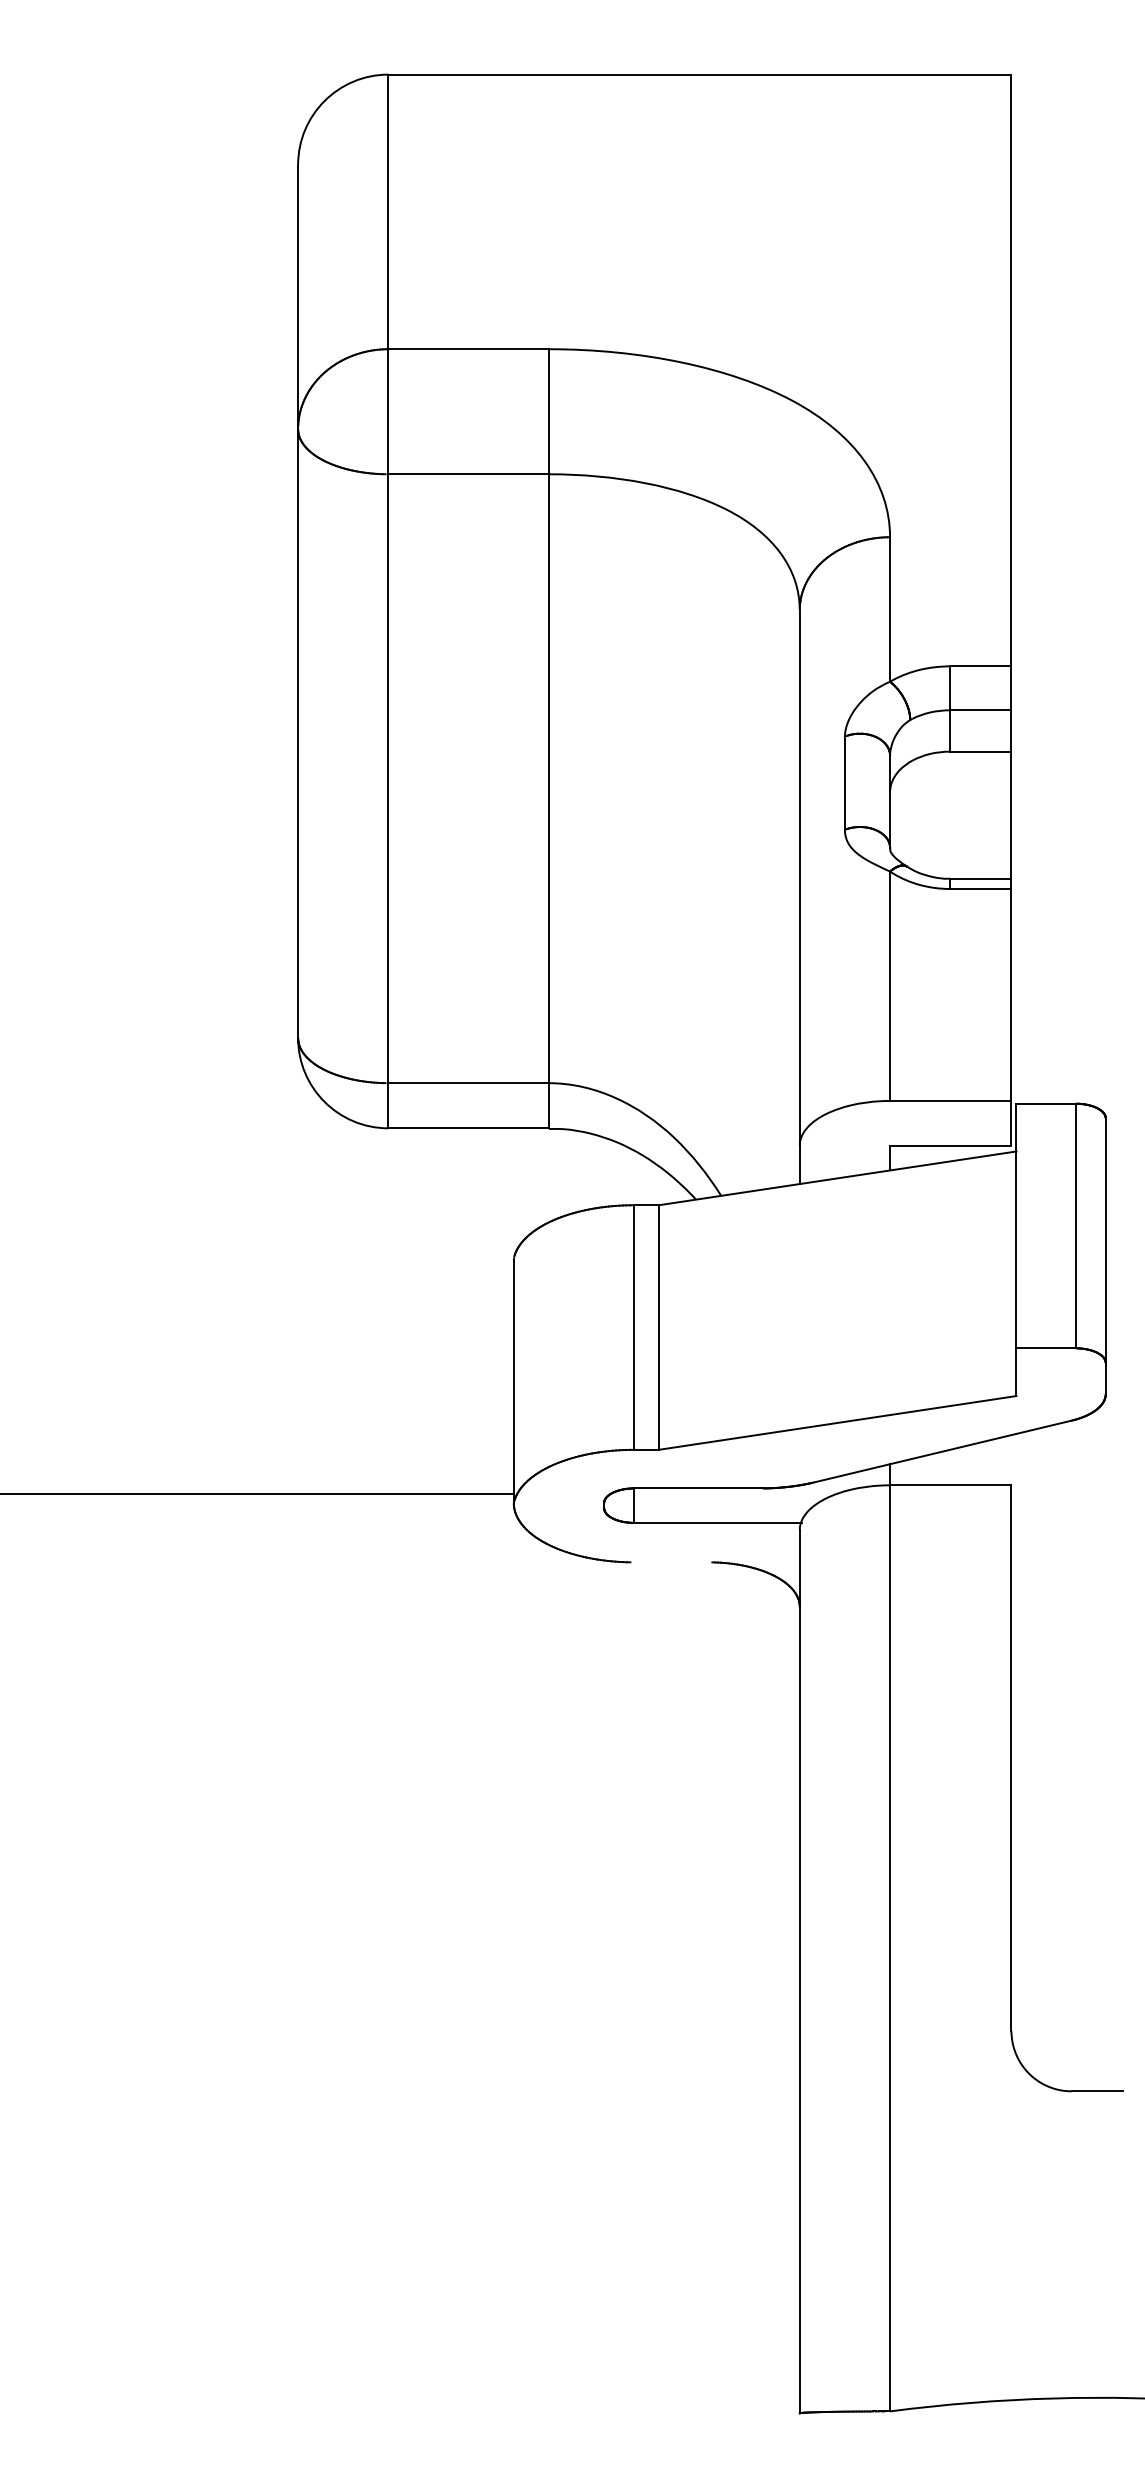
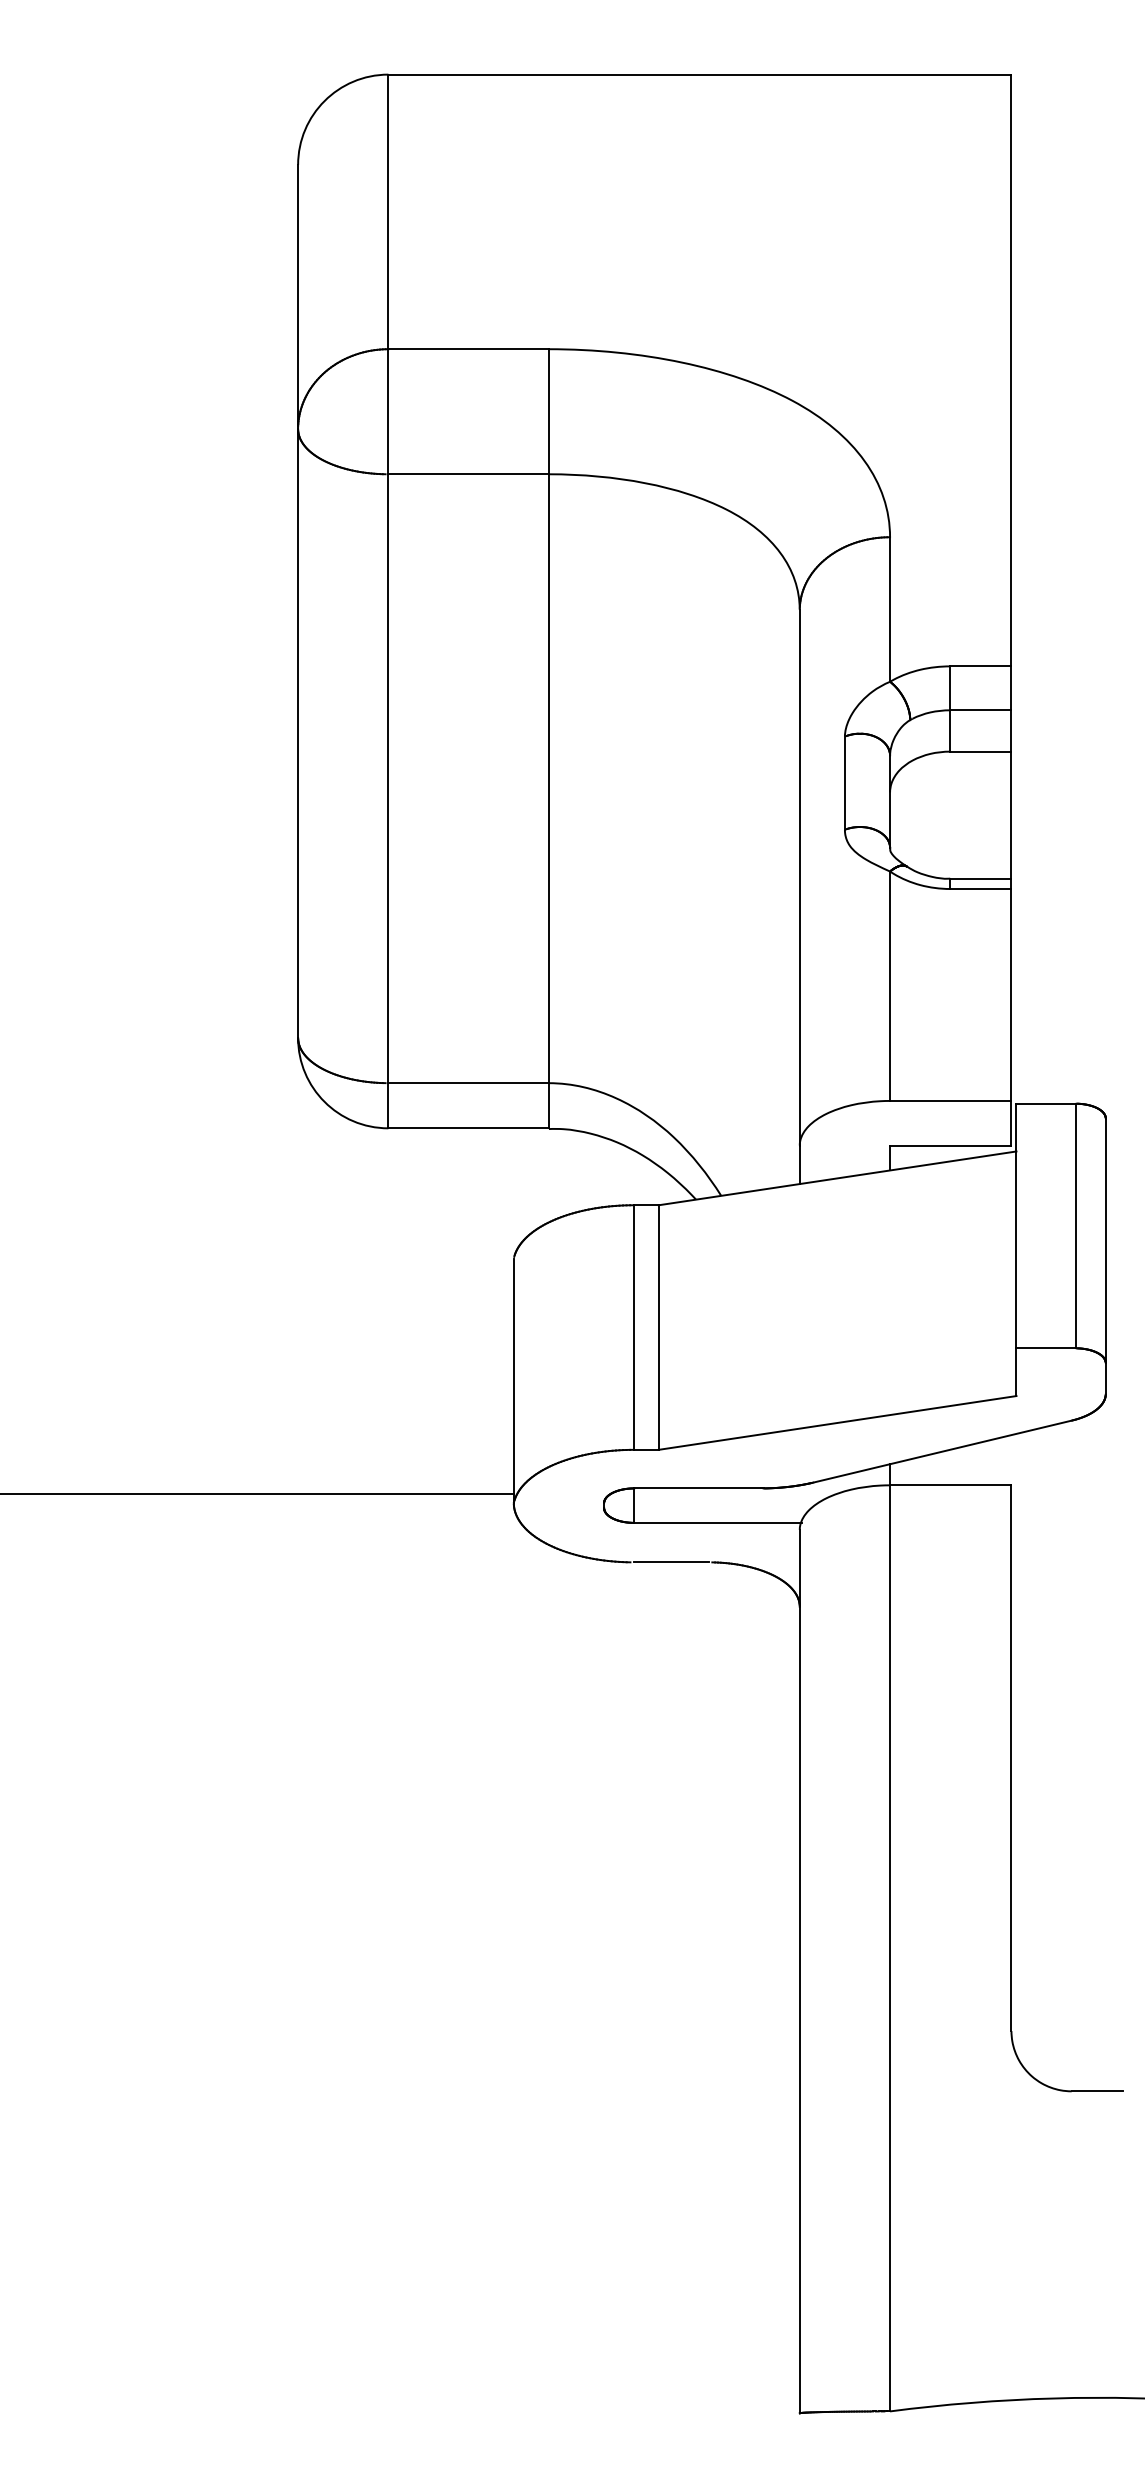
line: none -> present (671, 1562)
